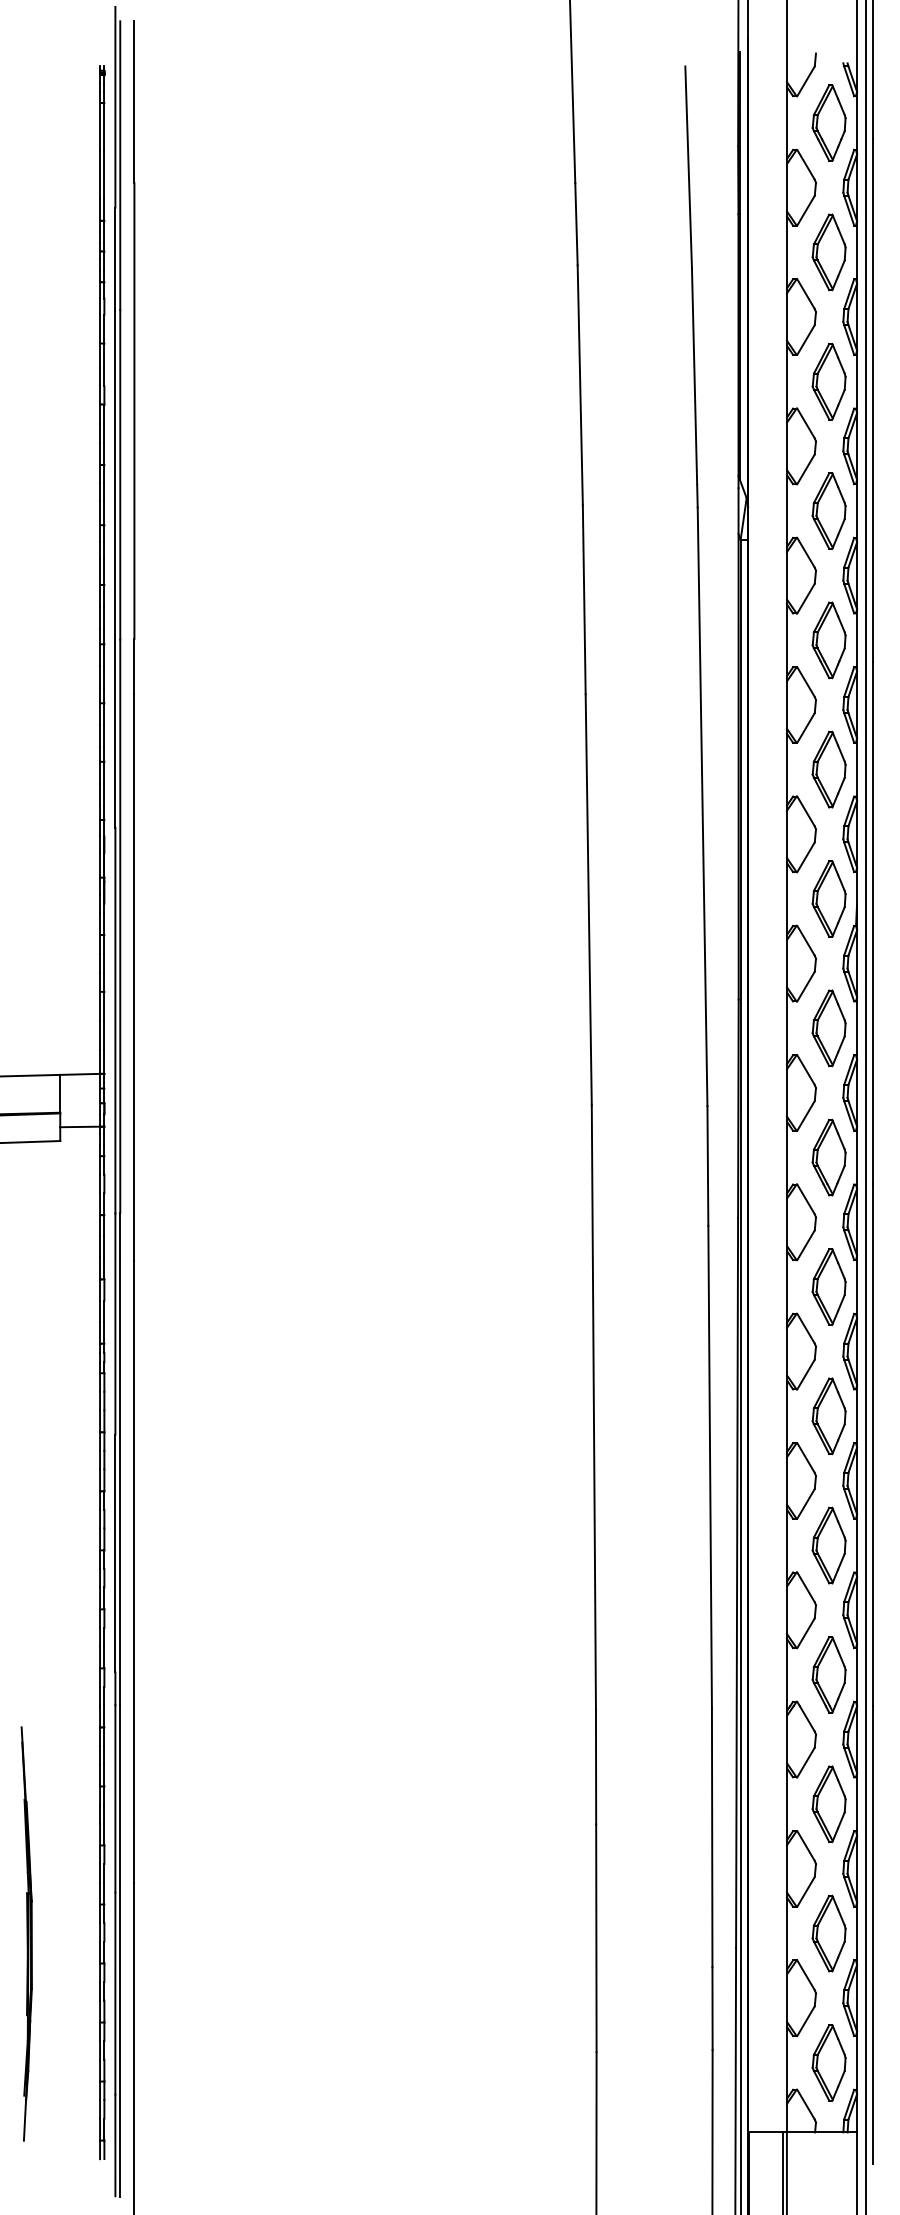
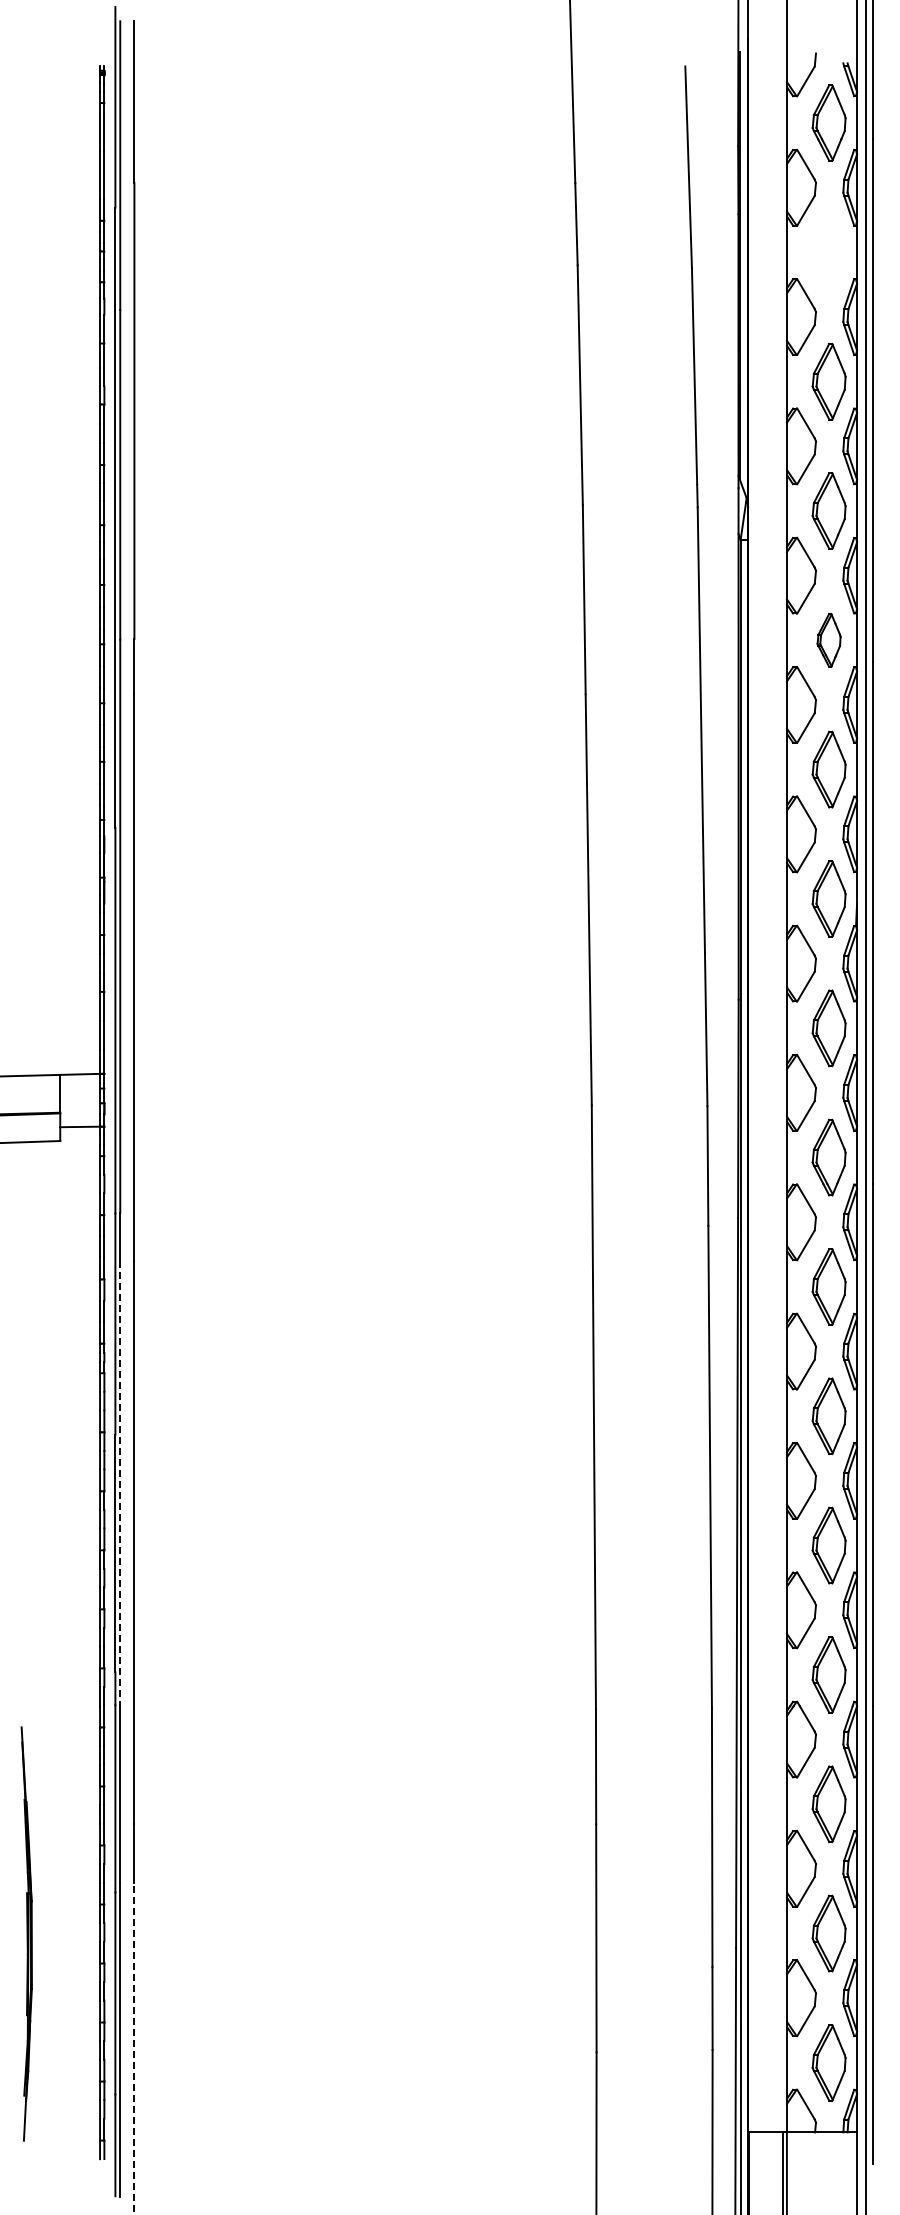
part: present -> none (828, 252)
part size: 36x79 px -> 26x56 px (828, 639)
line: solid -> dashed (120, 1483)
line: solid -> dashed (134, 2048)
